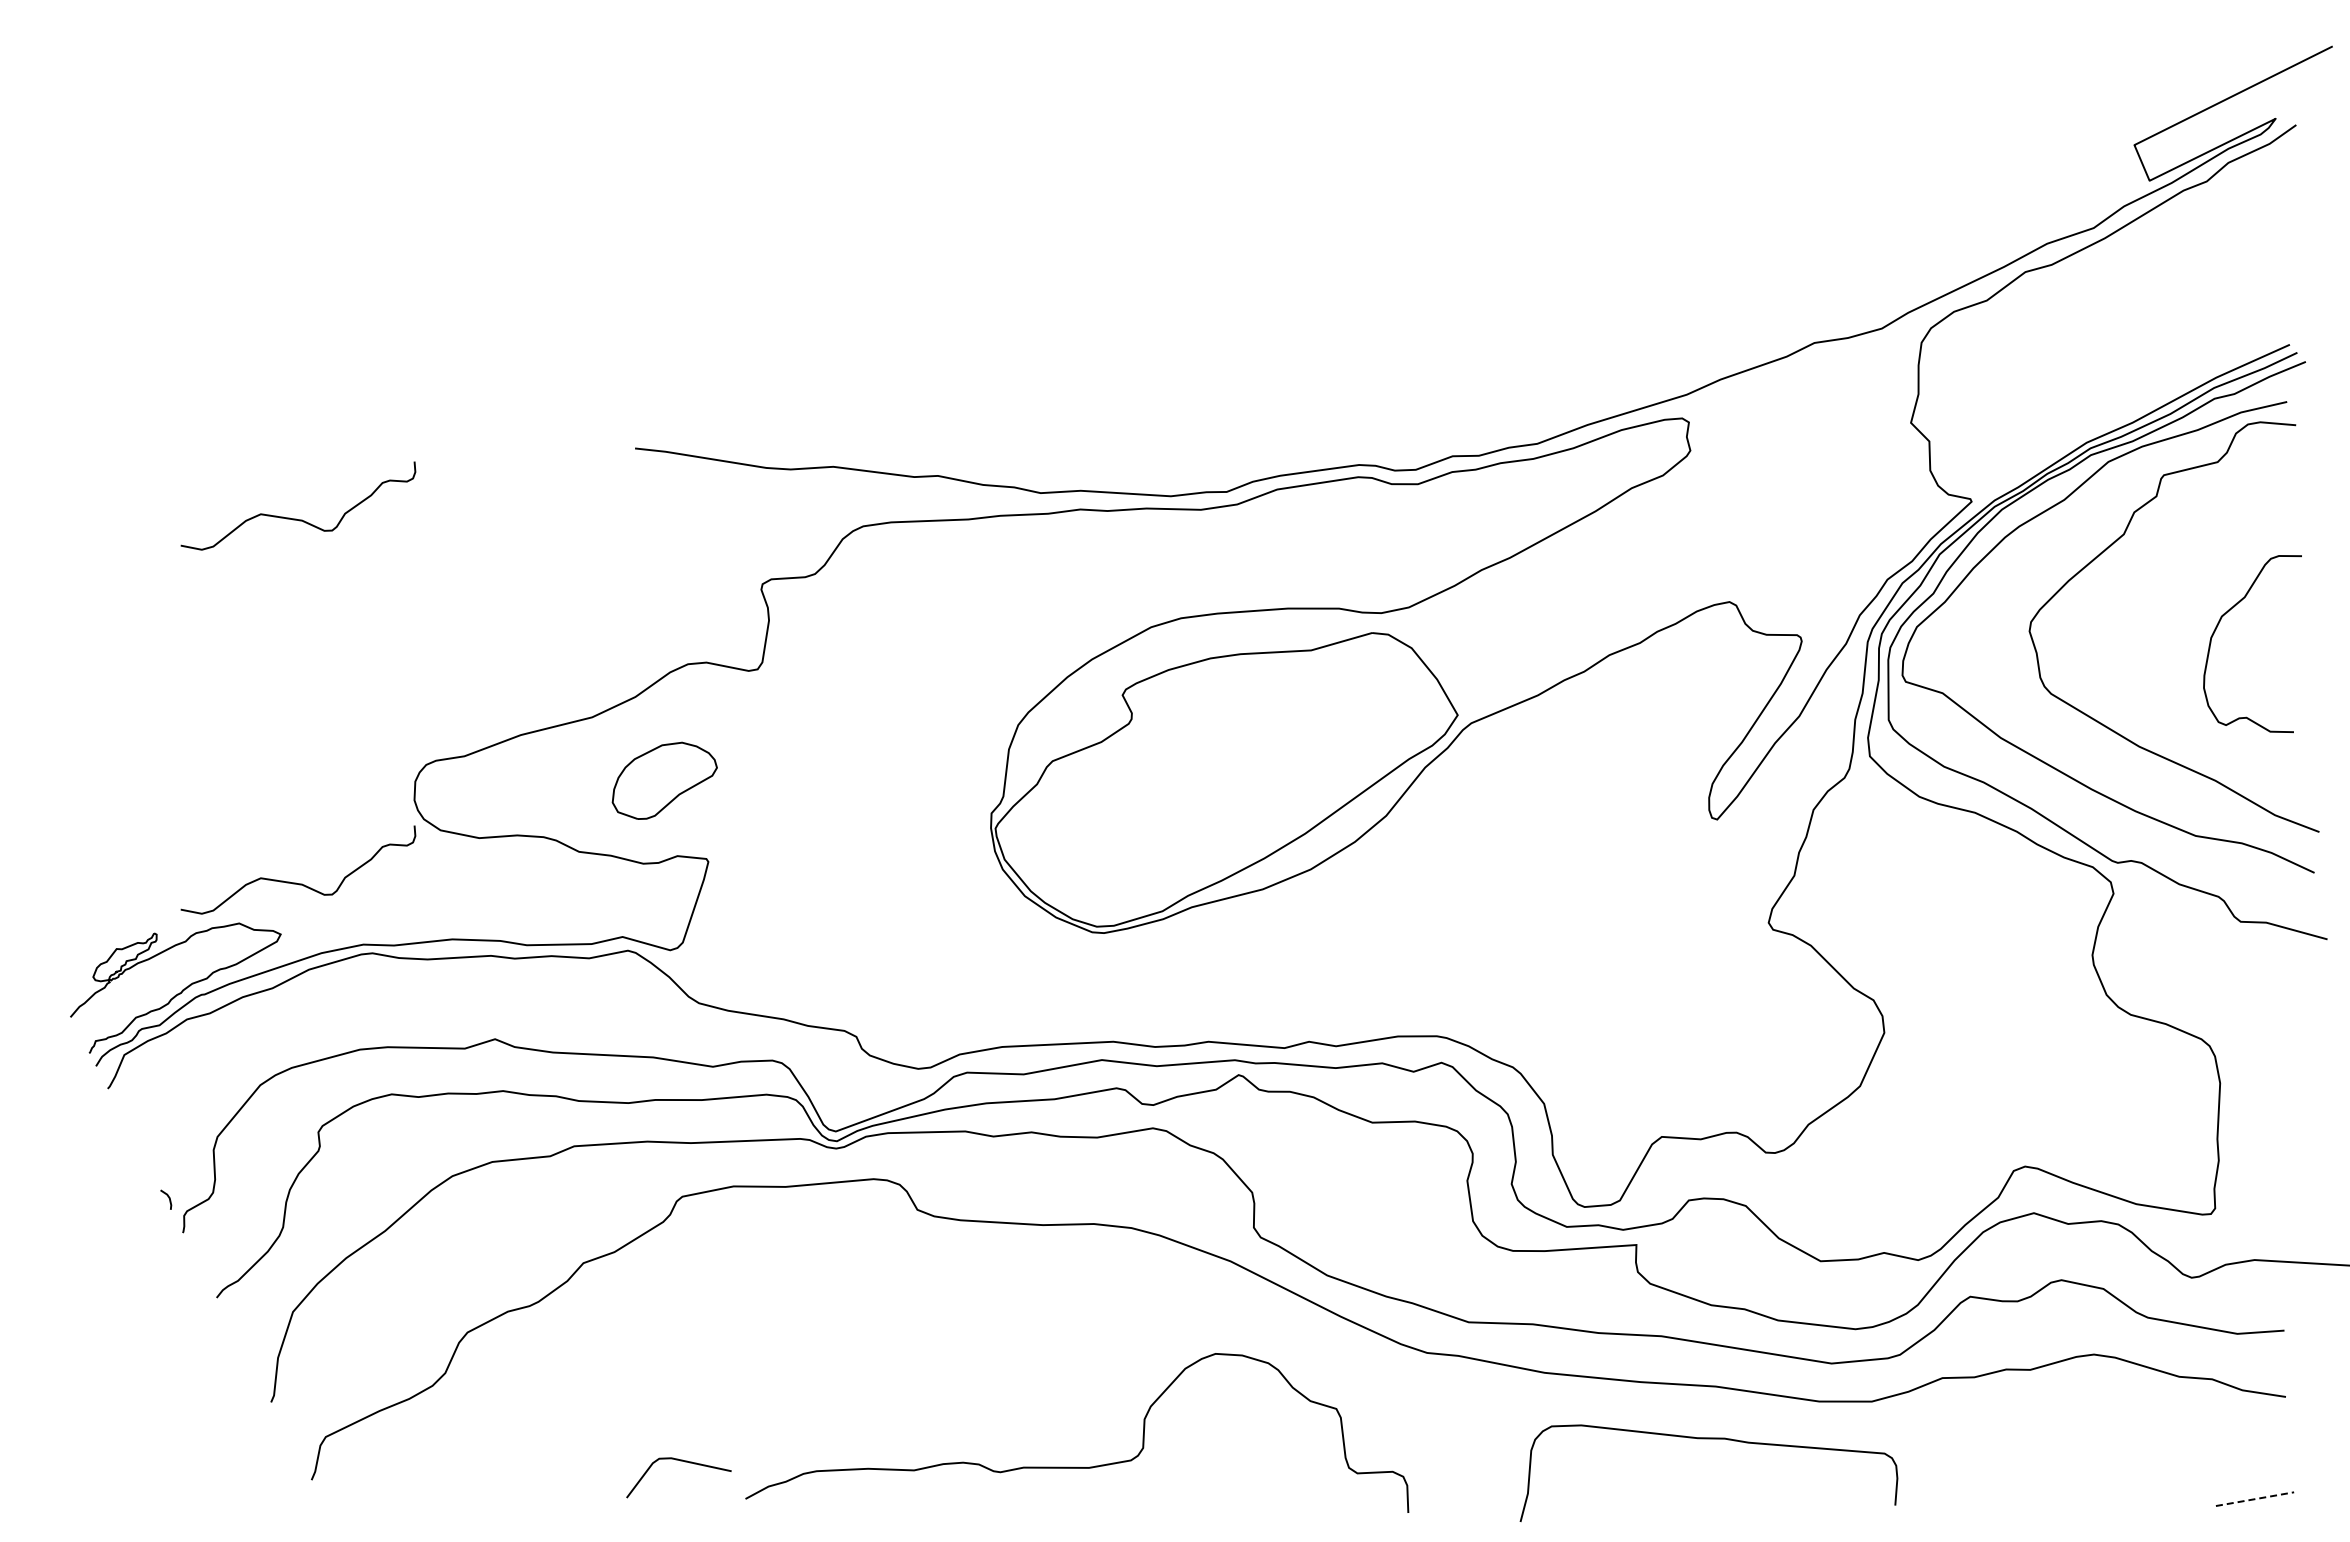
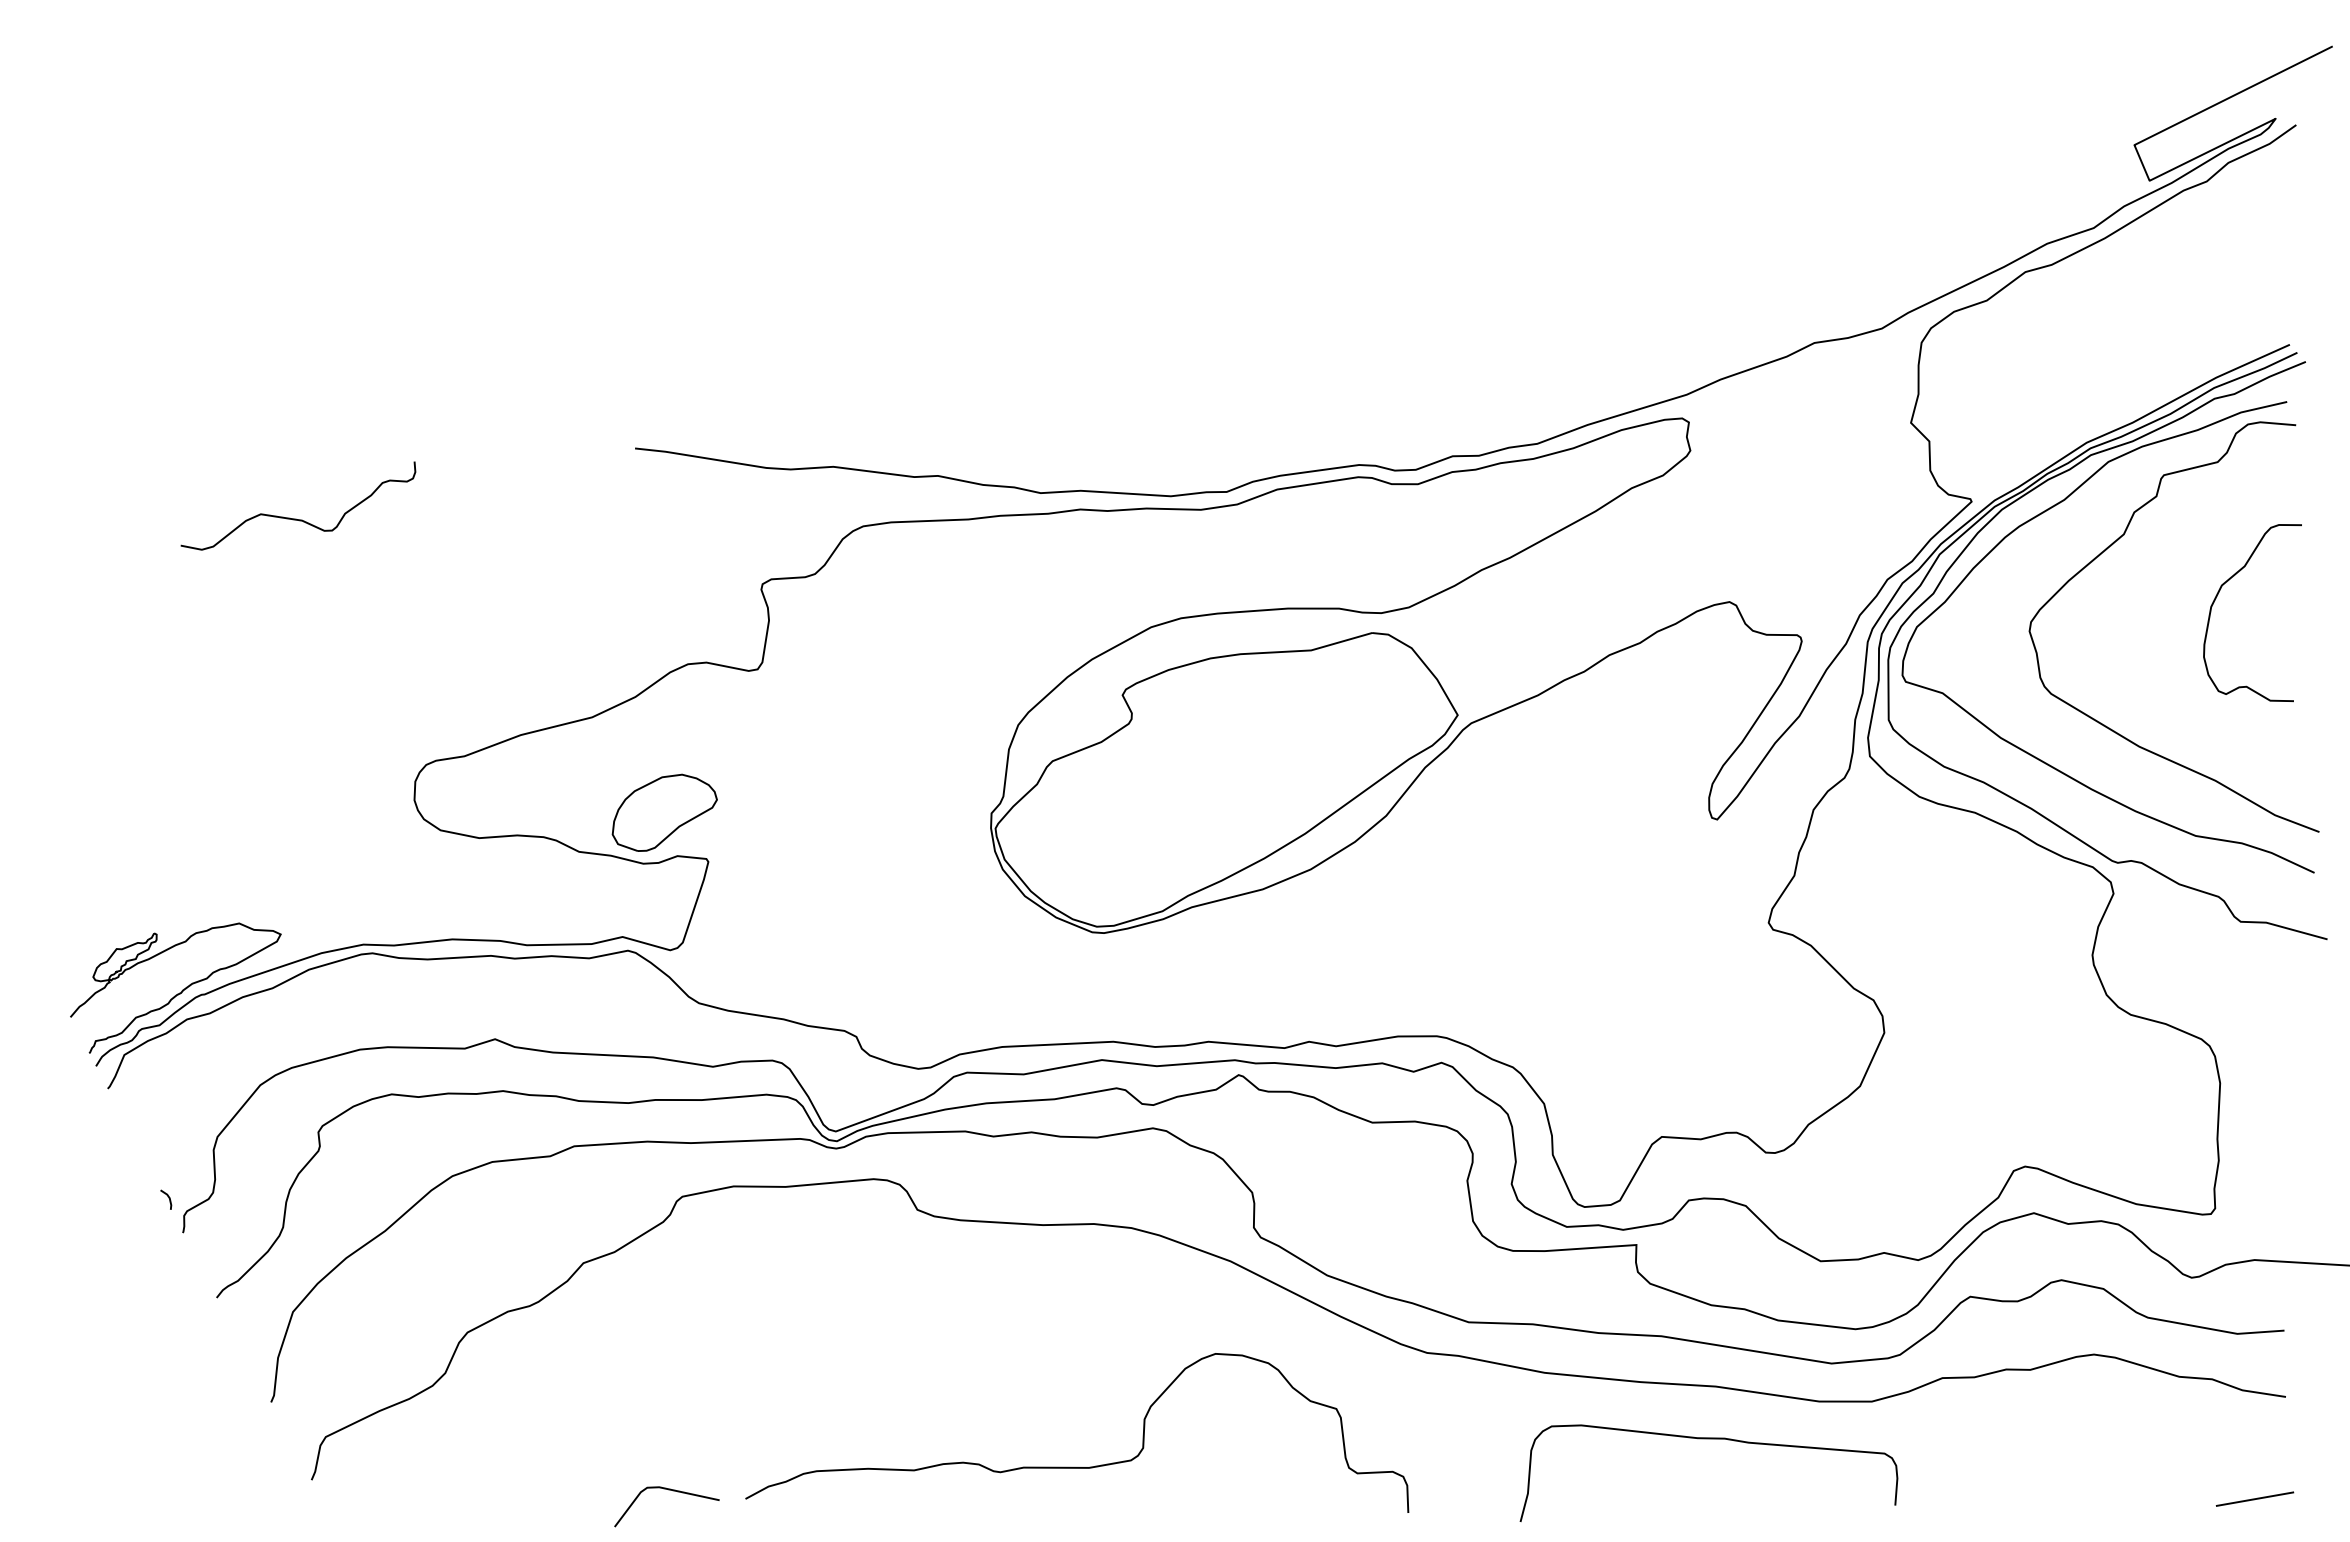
curve position: (2217, 627) -> (2217, 596) (2217, 596)
part position: (664, 780) -> (664, 812) (664, 812)
curve: present -> none (296, 882)
line position: (680, 1461) -> (668, 1490) (668, 1490)
line: dashed -> solid (2255, 1499)
